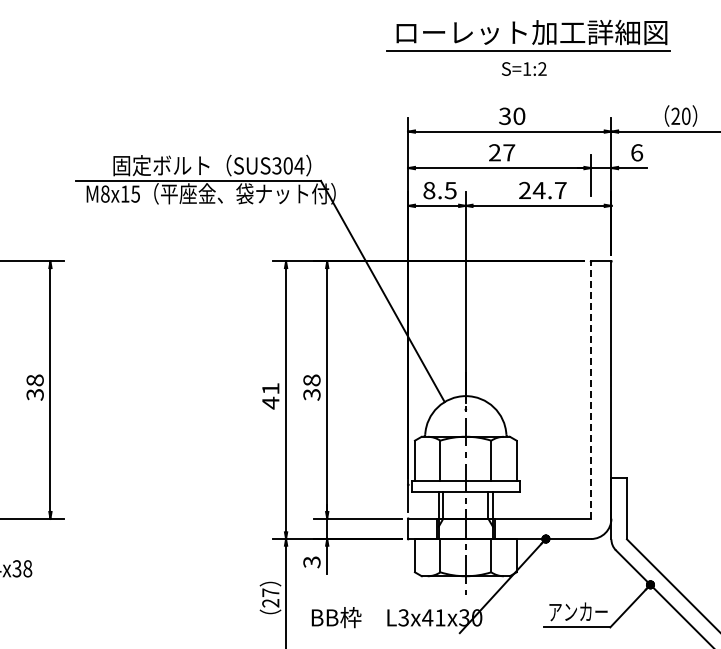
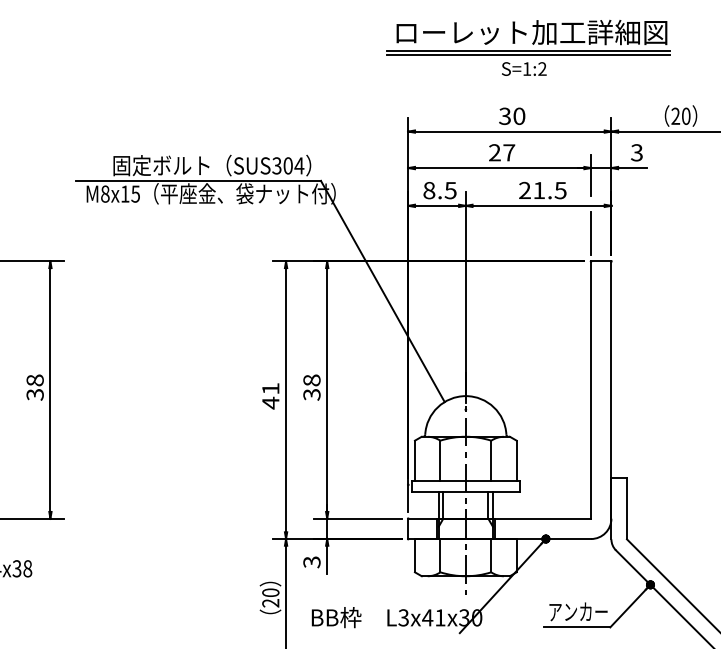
line: none -> present (528, 54)
text: 6 -> 3 (637, 152)
text: 24.7 -> 21.5 (549, 190)
line: none -> present (591, 233)
line: dashed -> solid (591, 390)
text: 27 -> 20 (270, 592)
